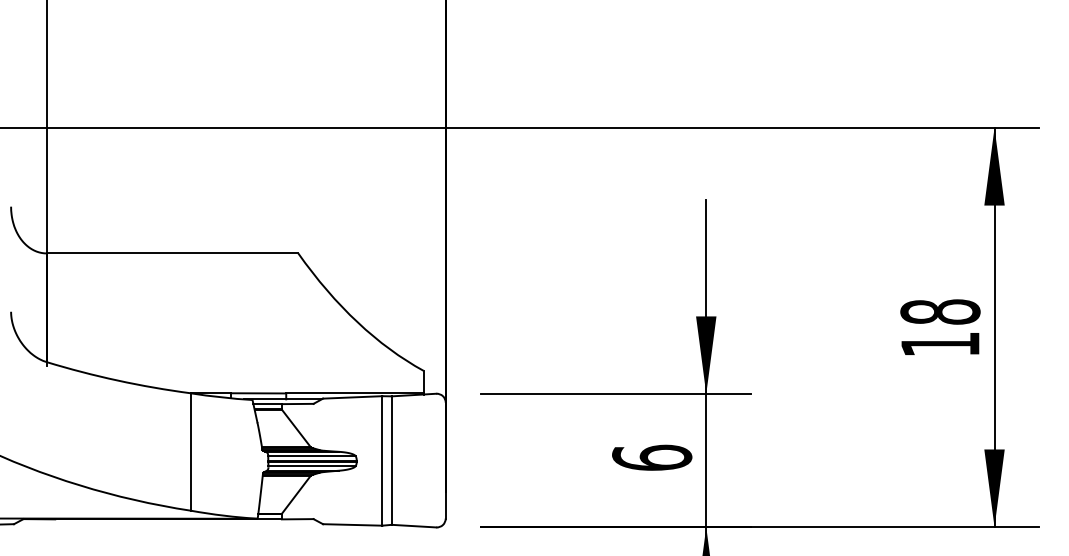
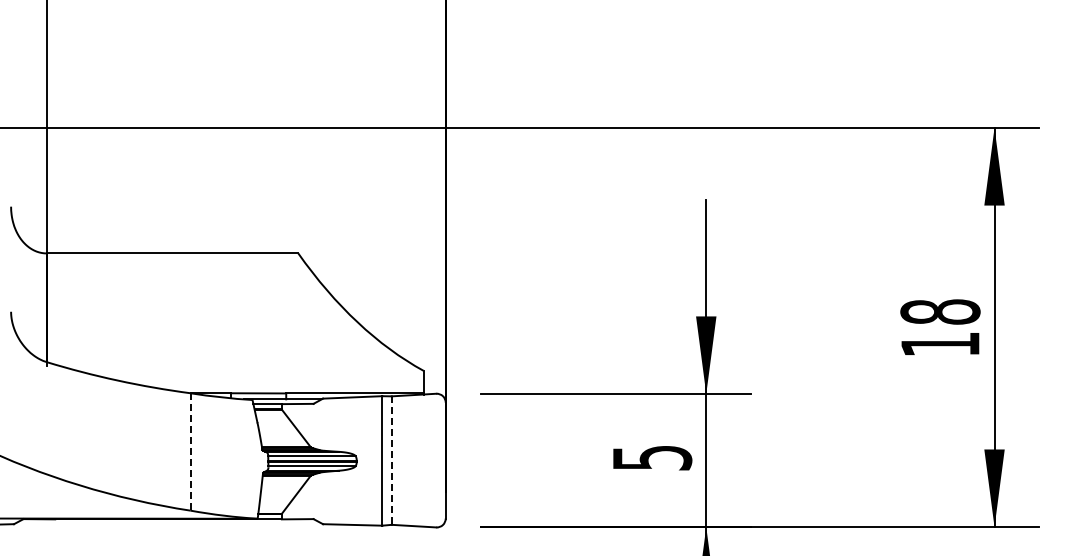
line: solid -> dashed (190, 451)
text: 6 -> 5 (652, 457)
line: solid -> dashed (391, 461)
